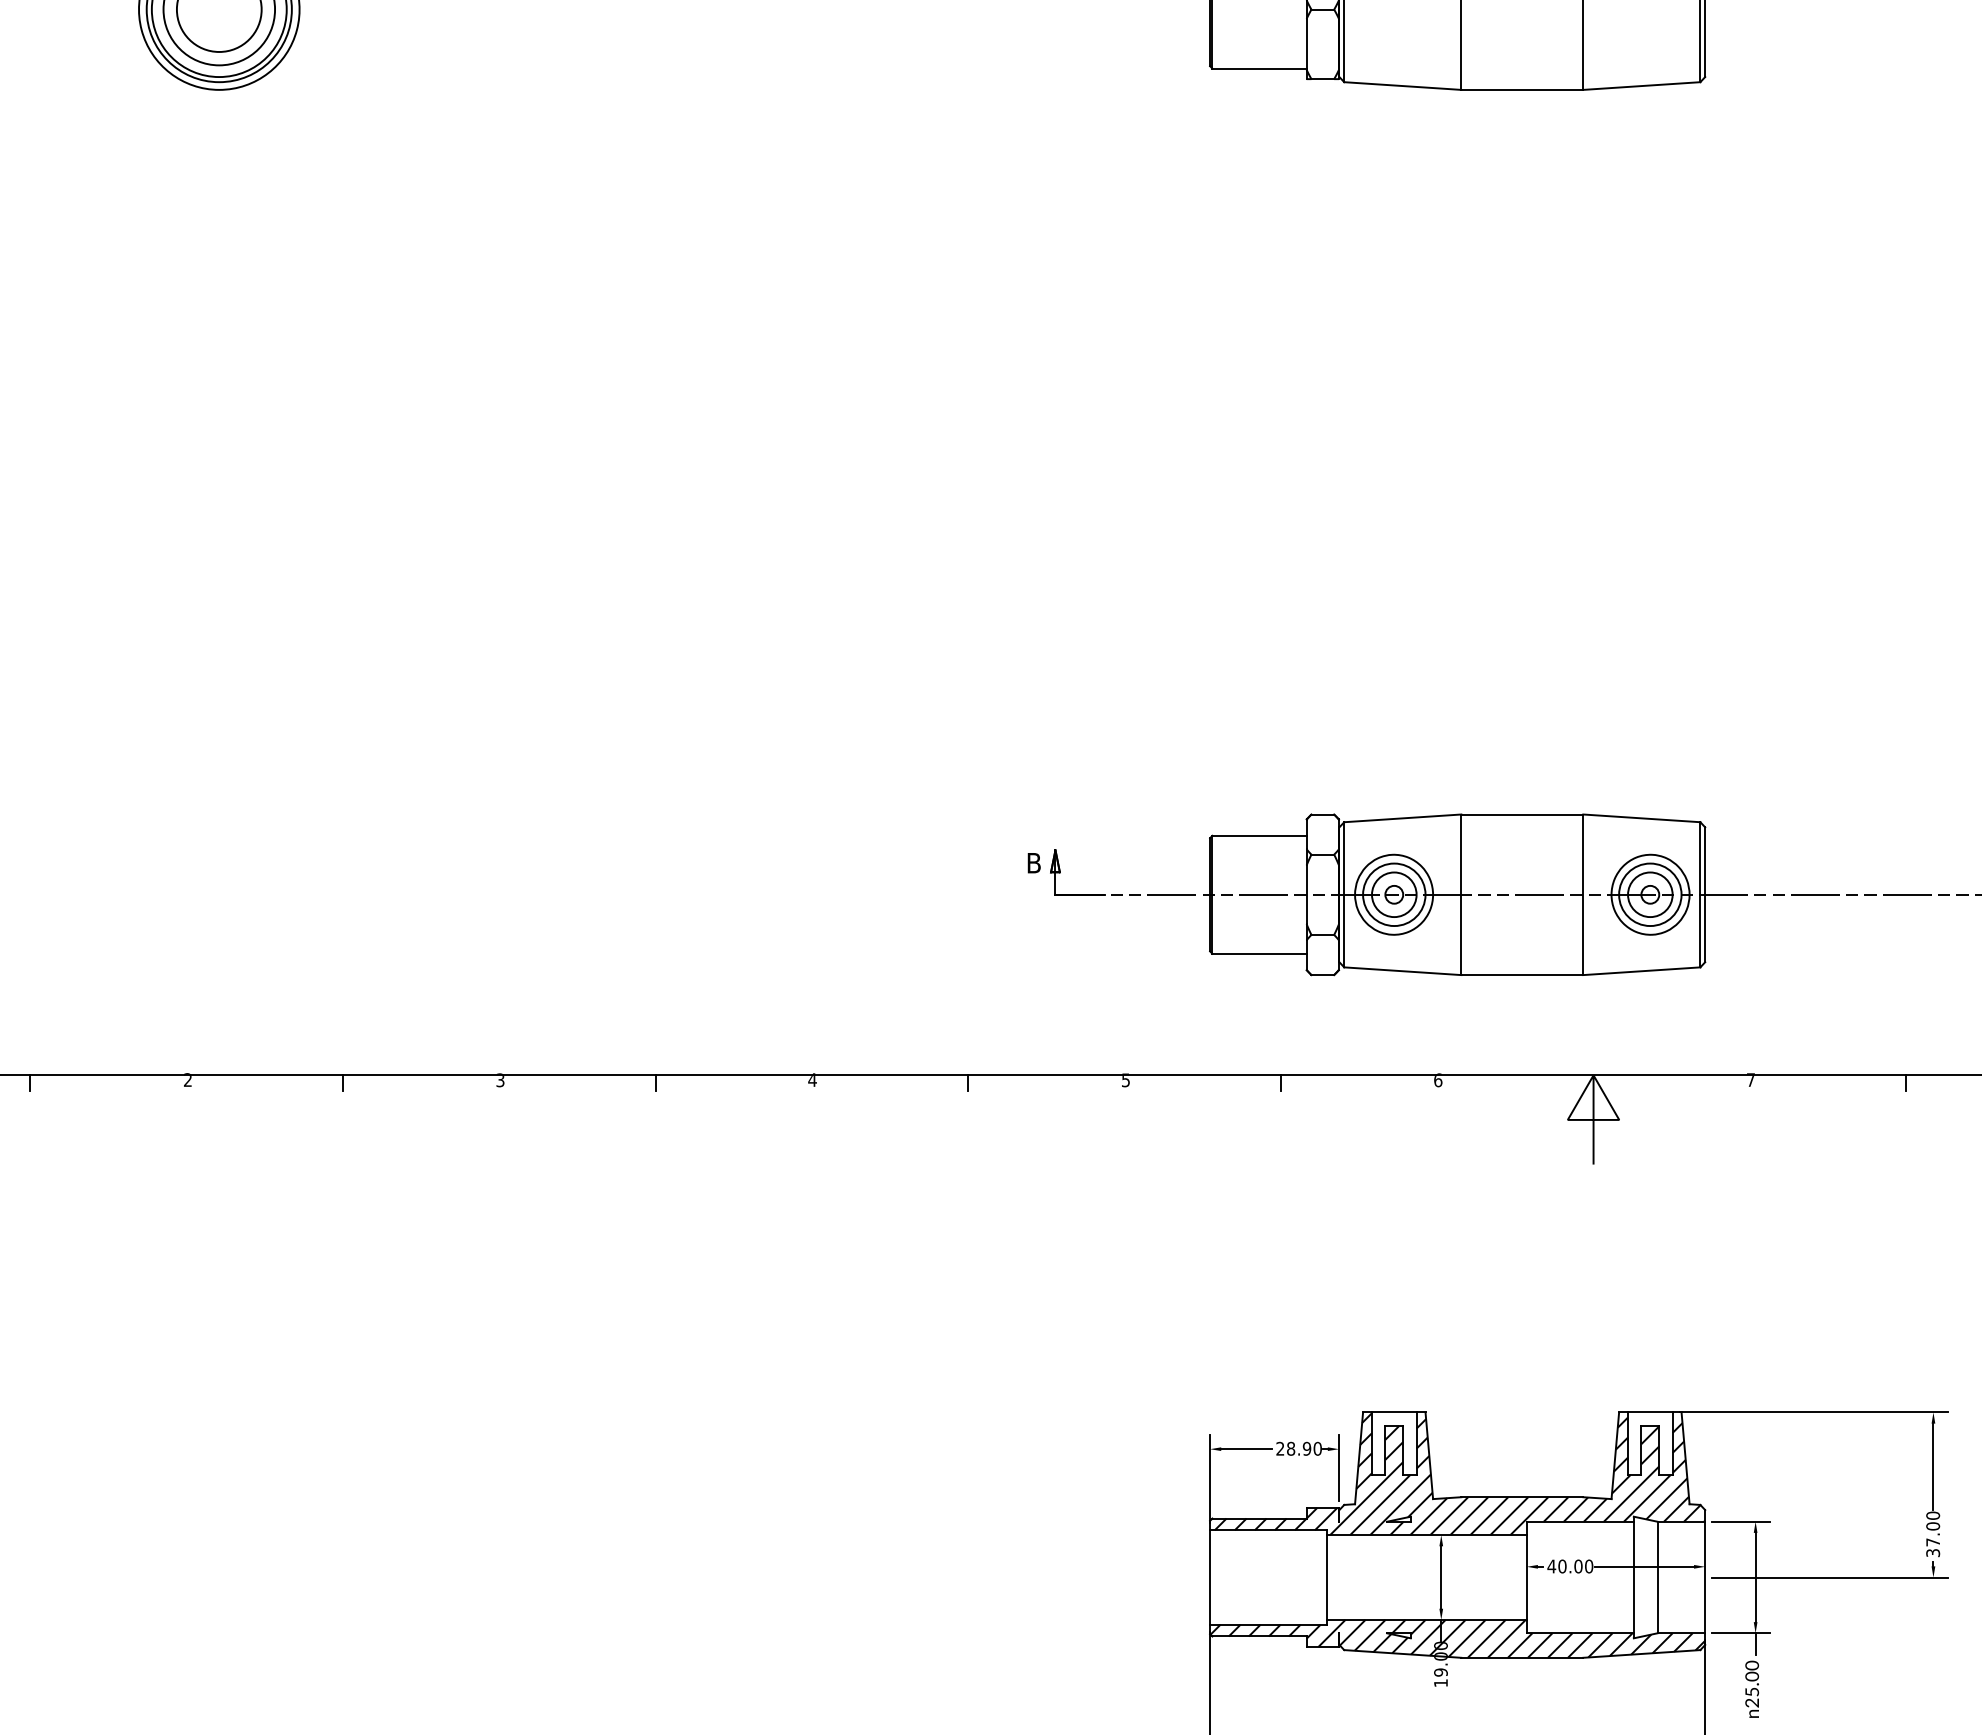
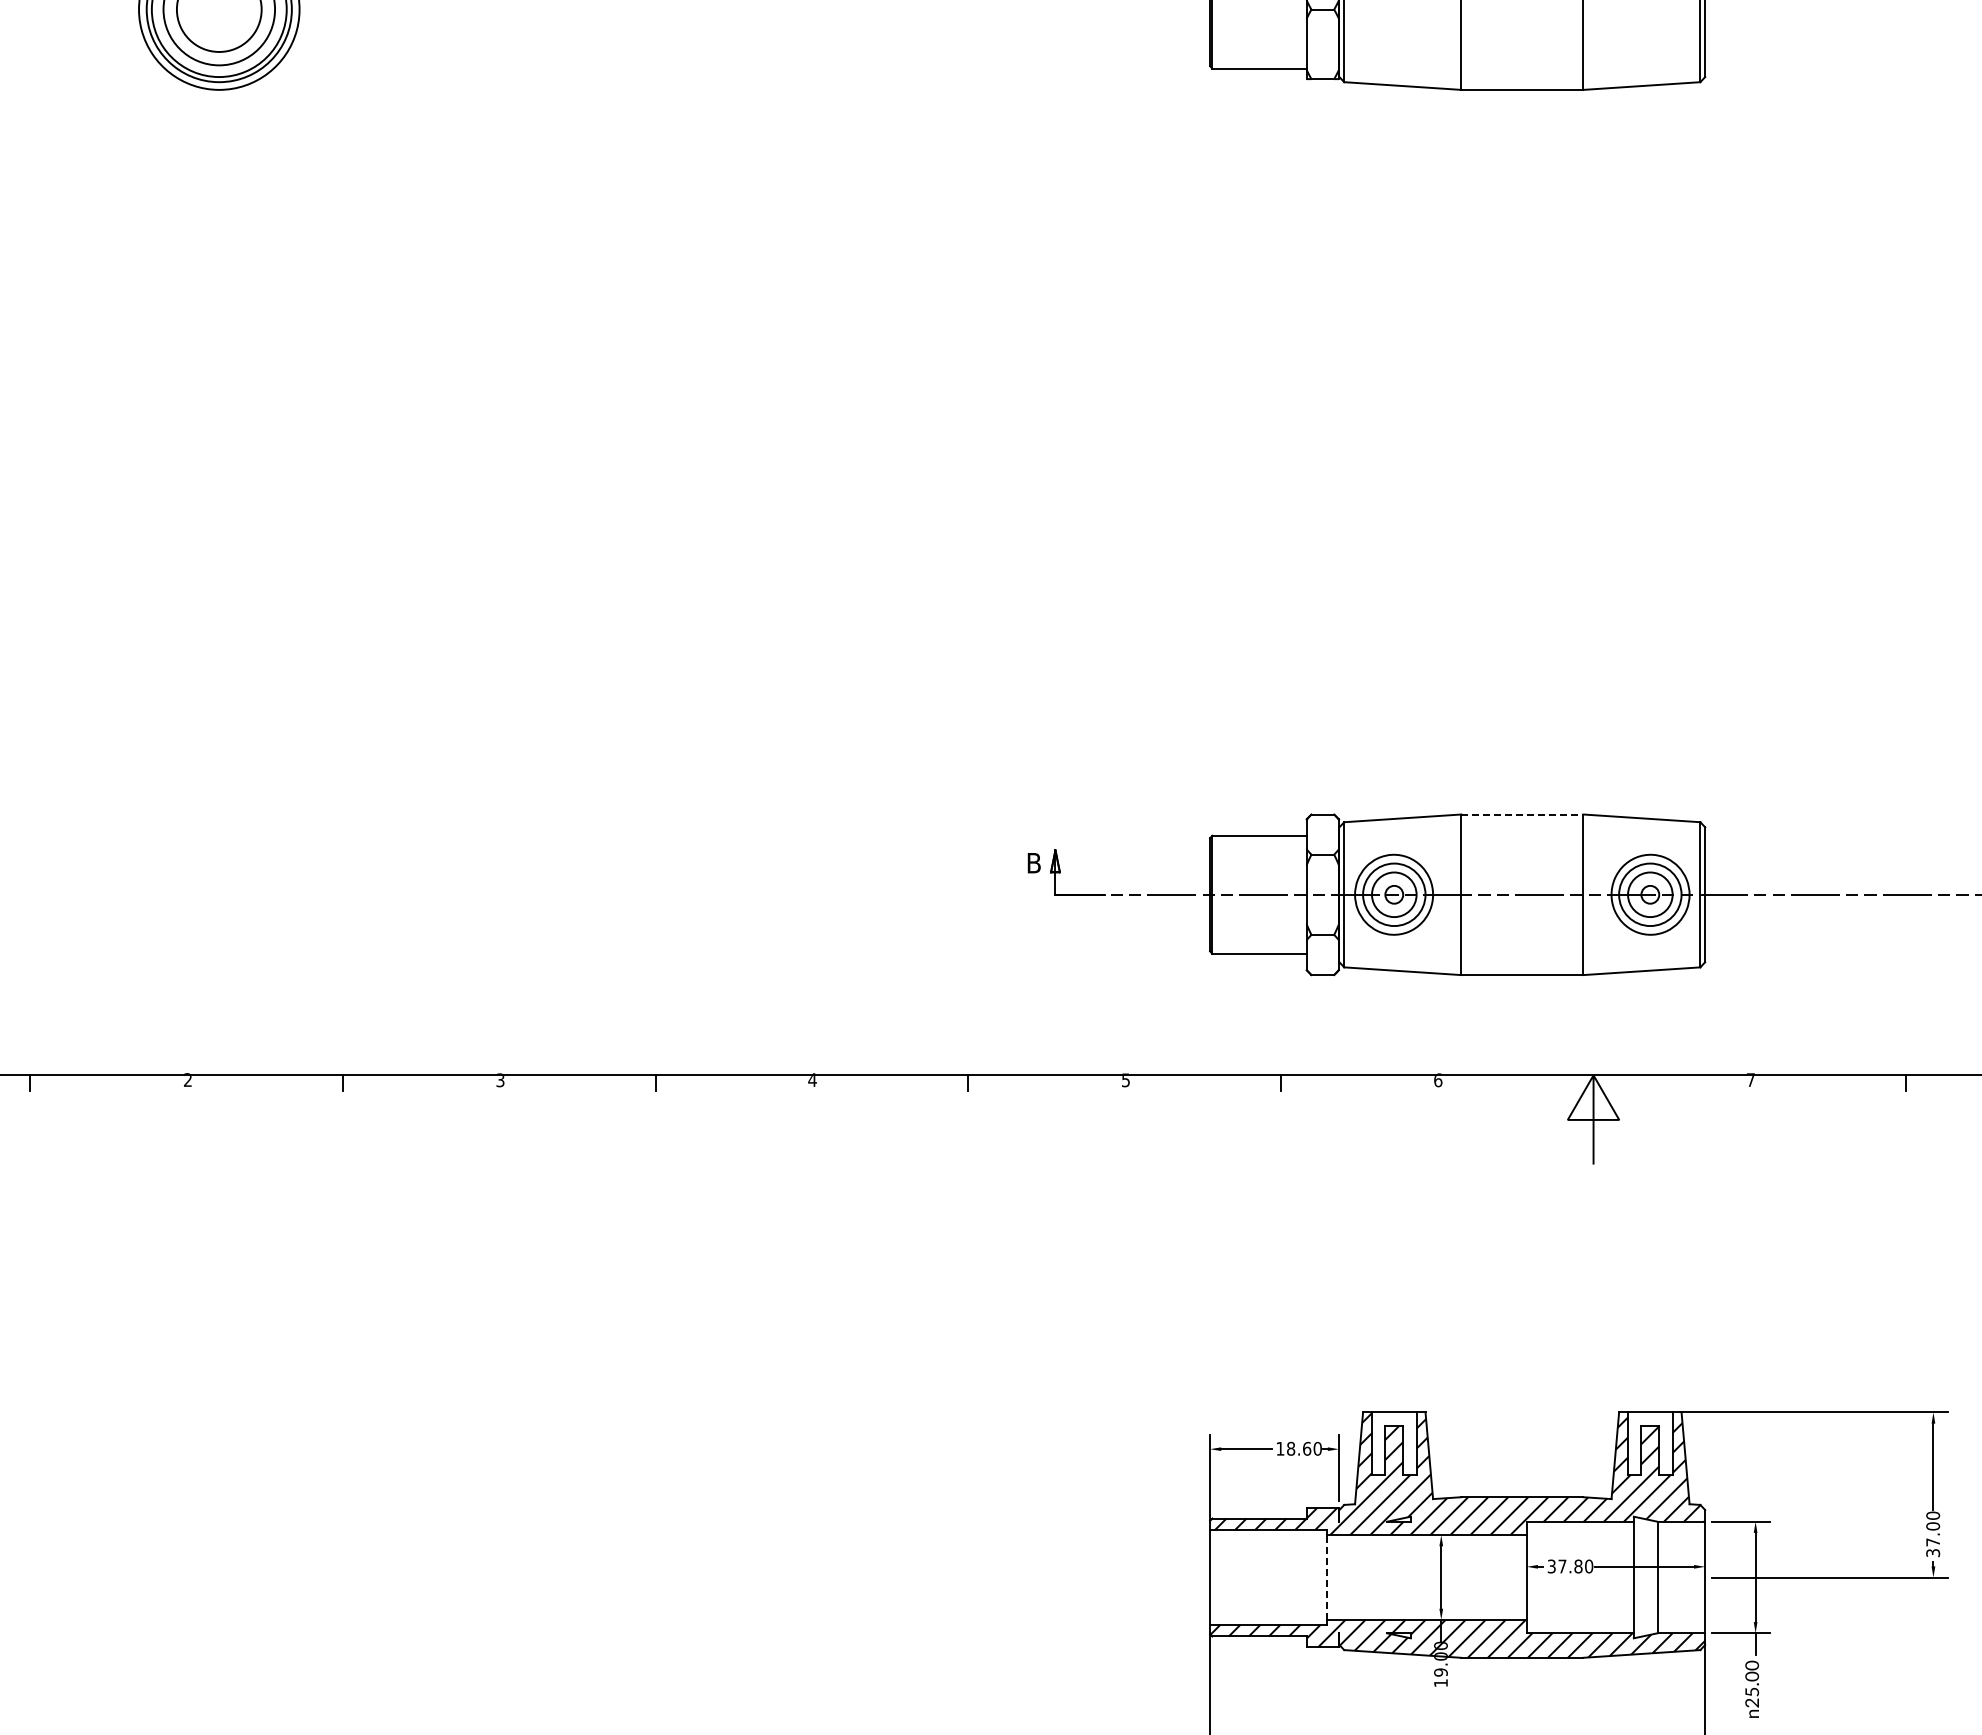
line: solid -> dashed (1522, 814)
text: 28.90 -> 18.60 (1293, 1448)
text: 40.00 -> 37.80 (1564, 1566)
line: solid -> dashed (1326, 1577)
